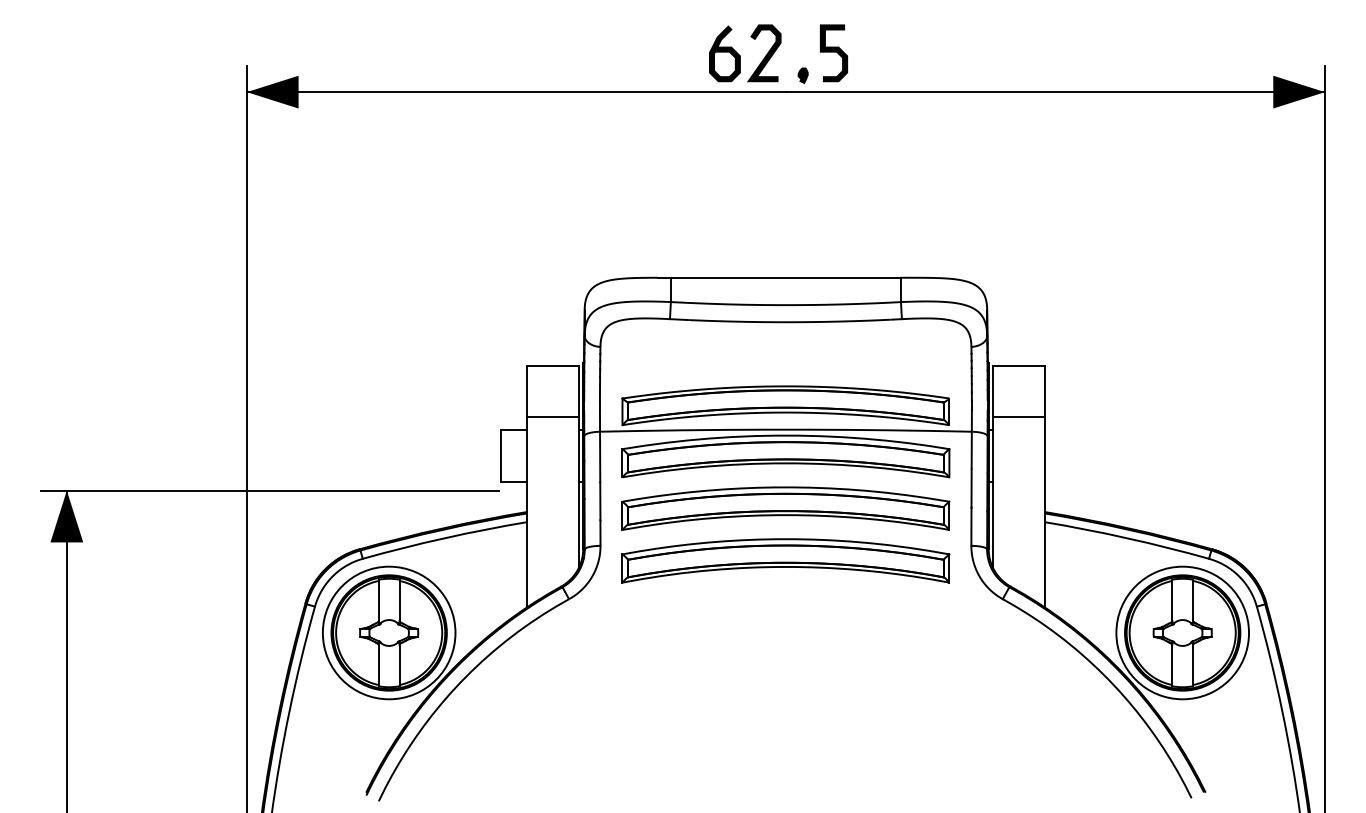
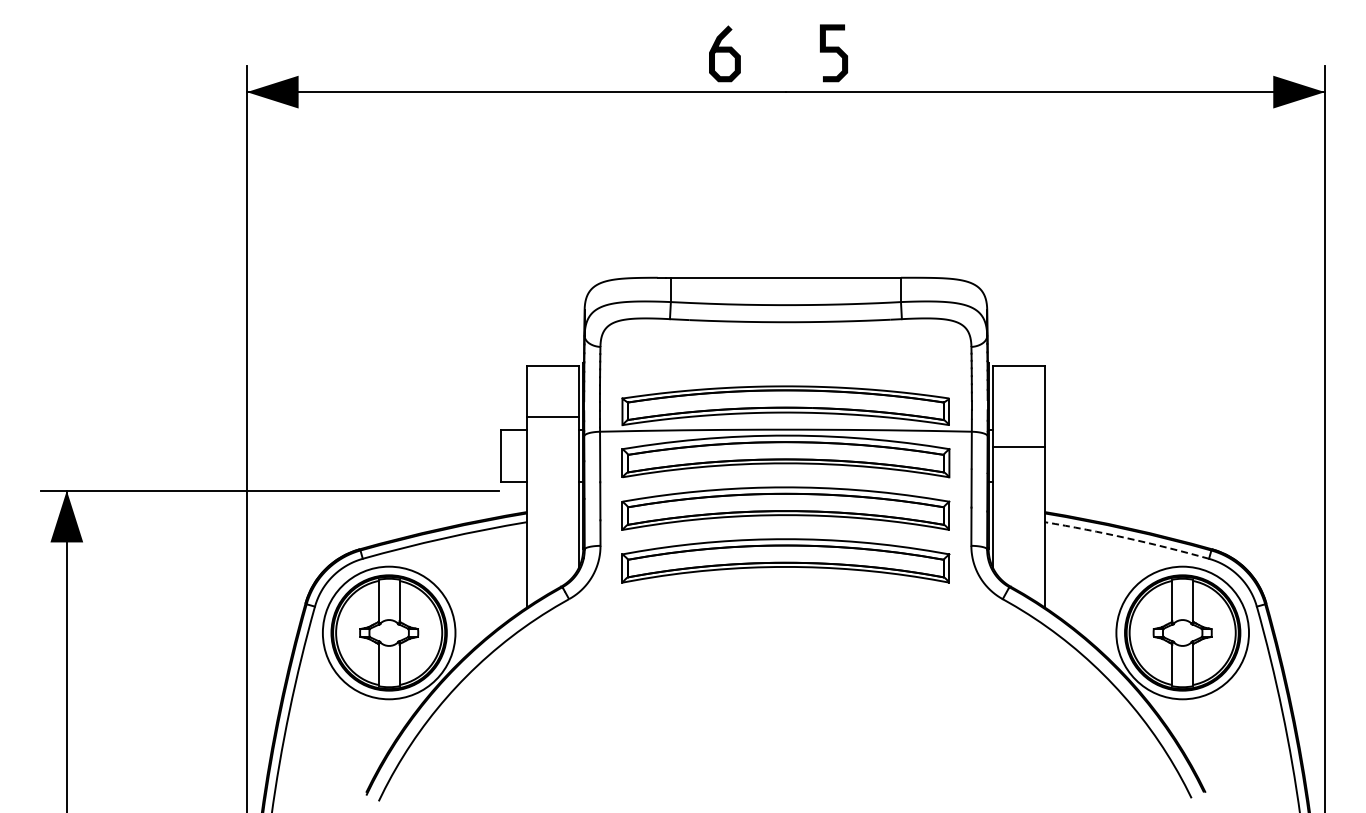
curve: present -> none (766, 54)
part: present -> none (802, 75)
line position: (1018, 417) -> (1018, 447) (1018, 447)
arc: solid -> dashed (1127, 538)
